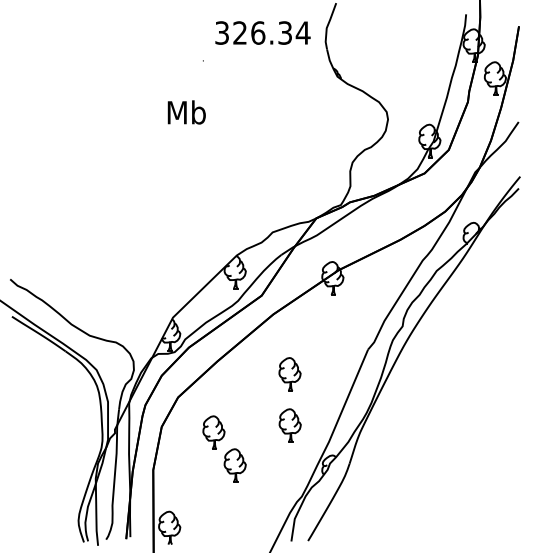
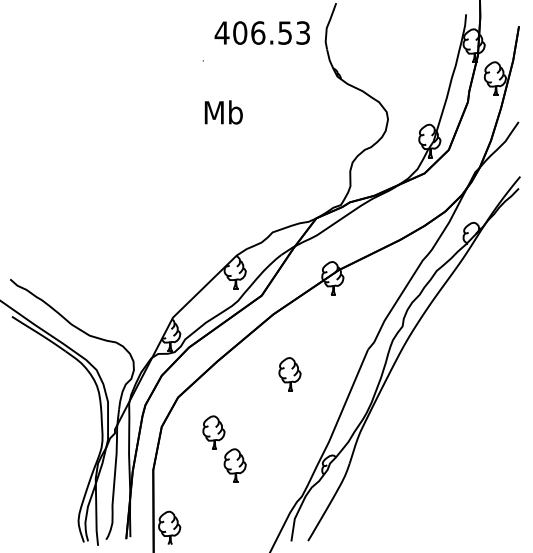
text: 326.34 -> 406.53 (262, 32)
text position: (186, 112) -> (223, 112) (223, 112)
part: present -> none (289, 425)
